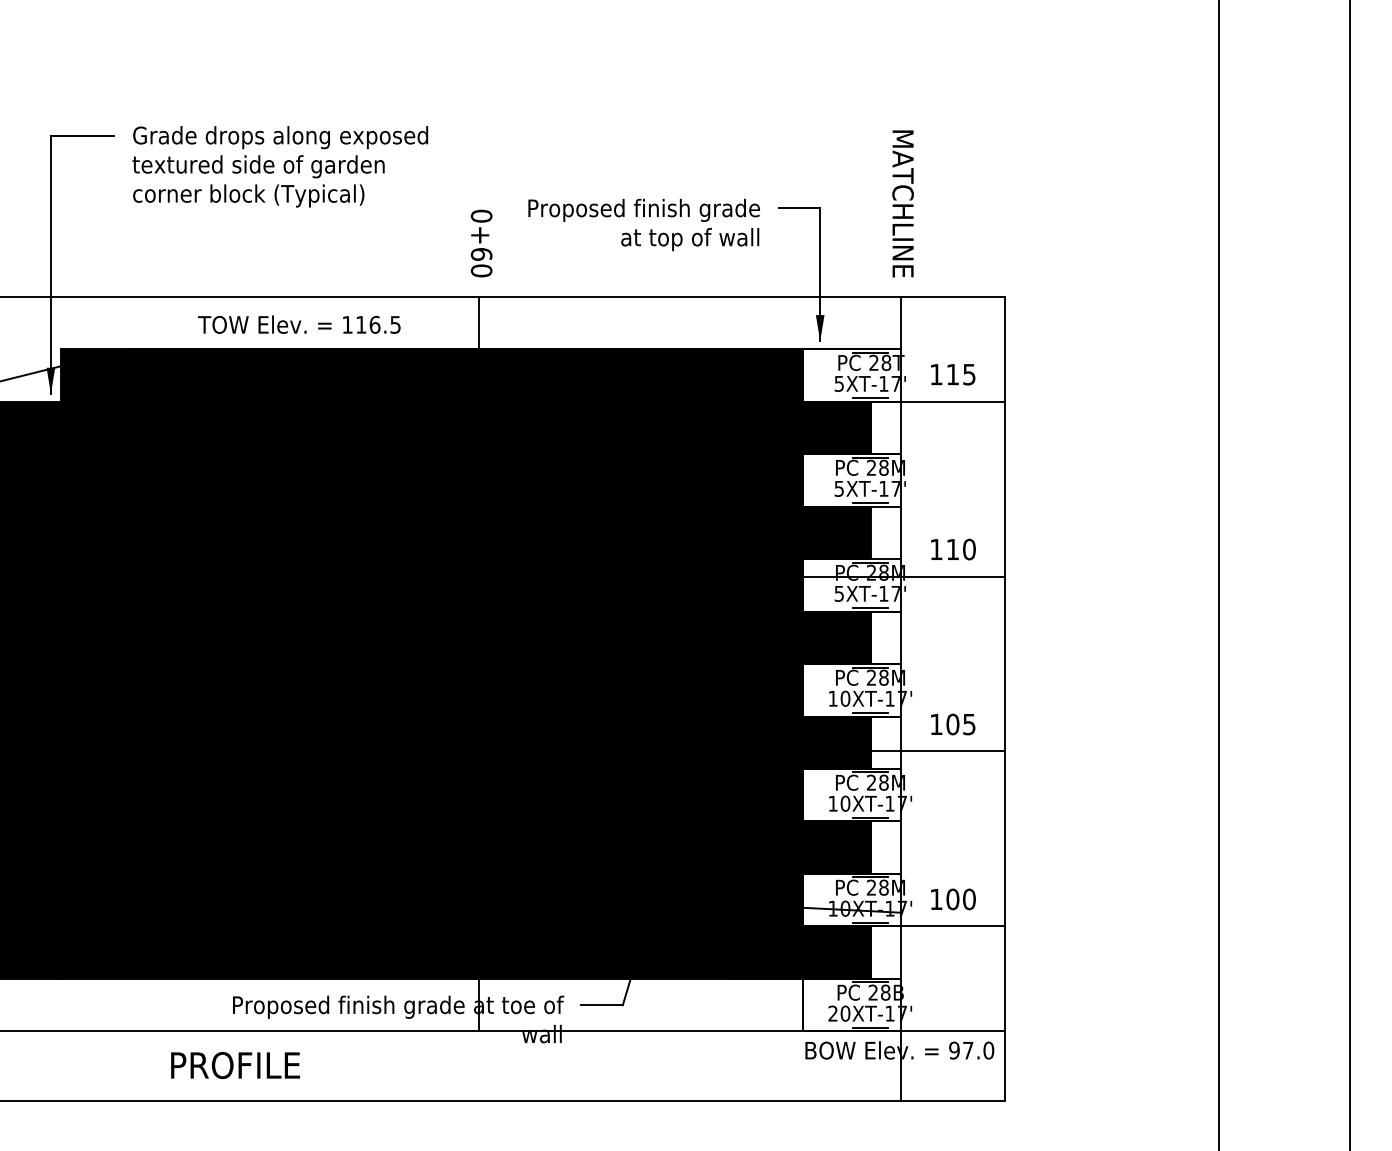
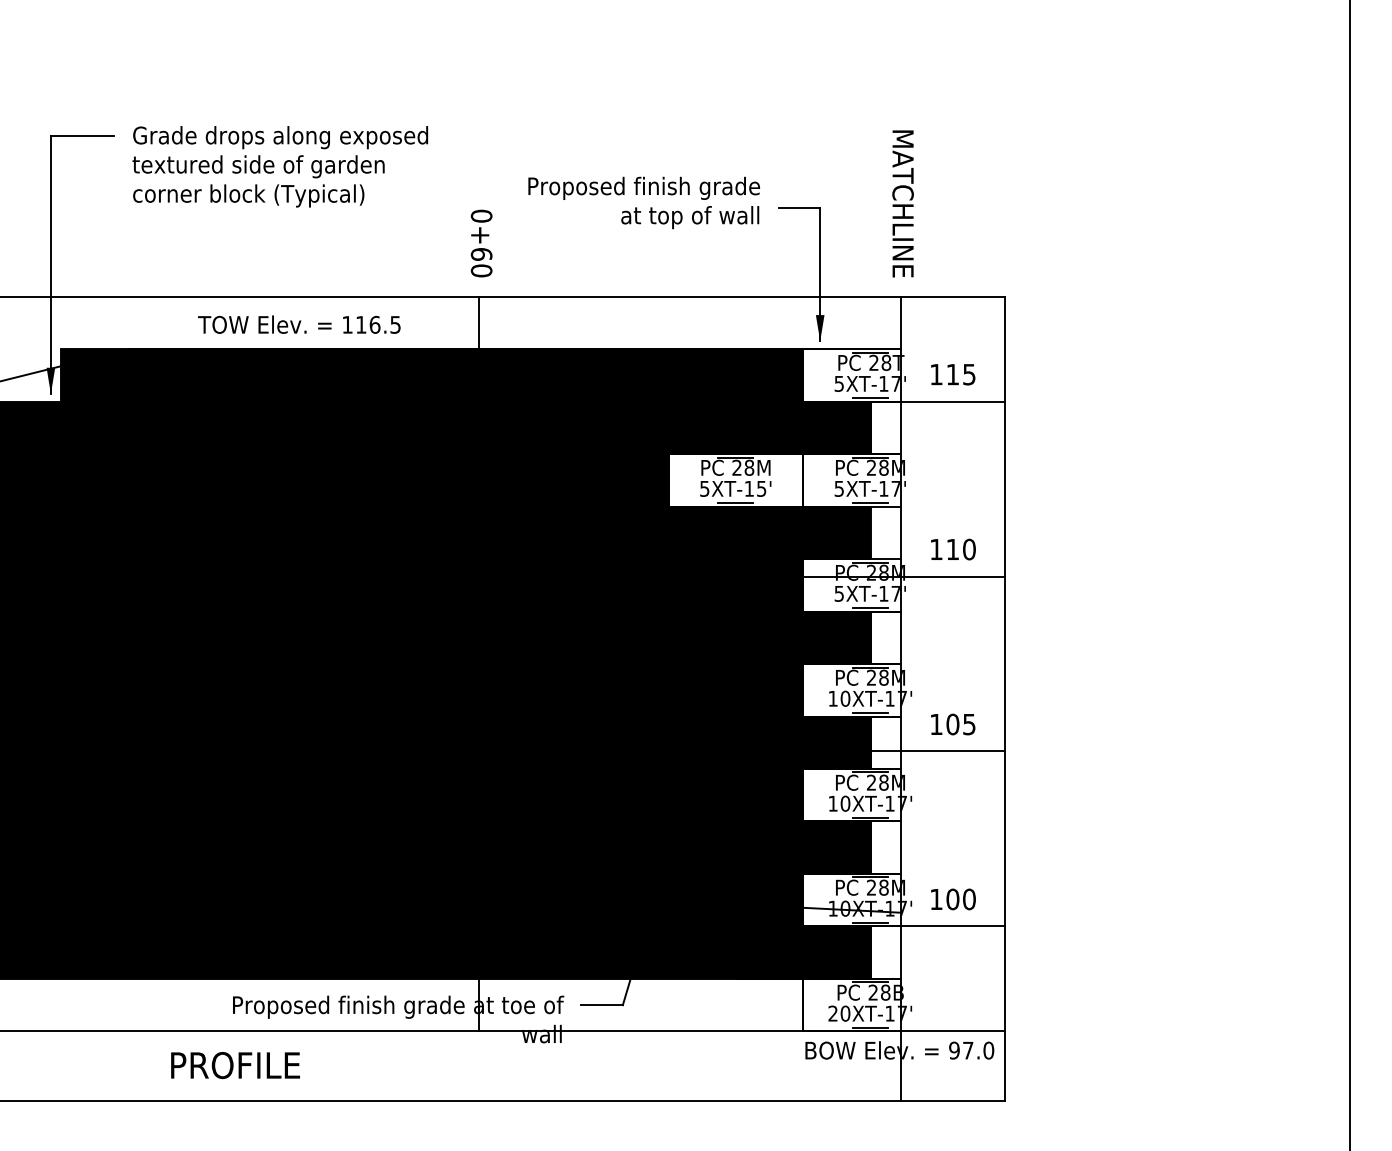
text position: (643, 224) -> (643, 202) (643, 202)
fill: present -> none (735, 480)
line: present -> none (1219, 574)
